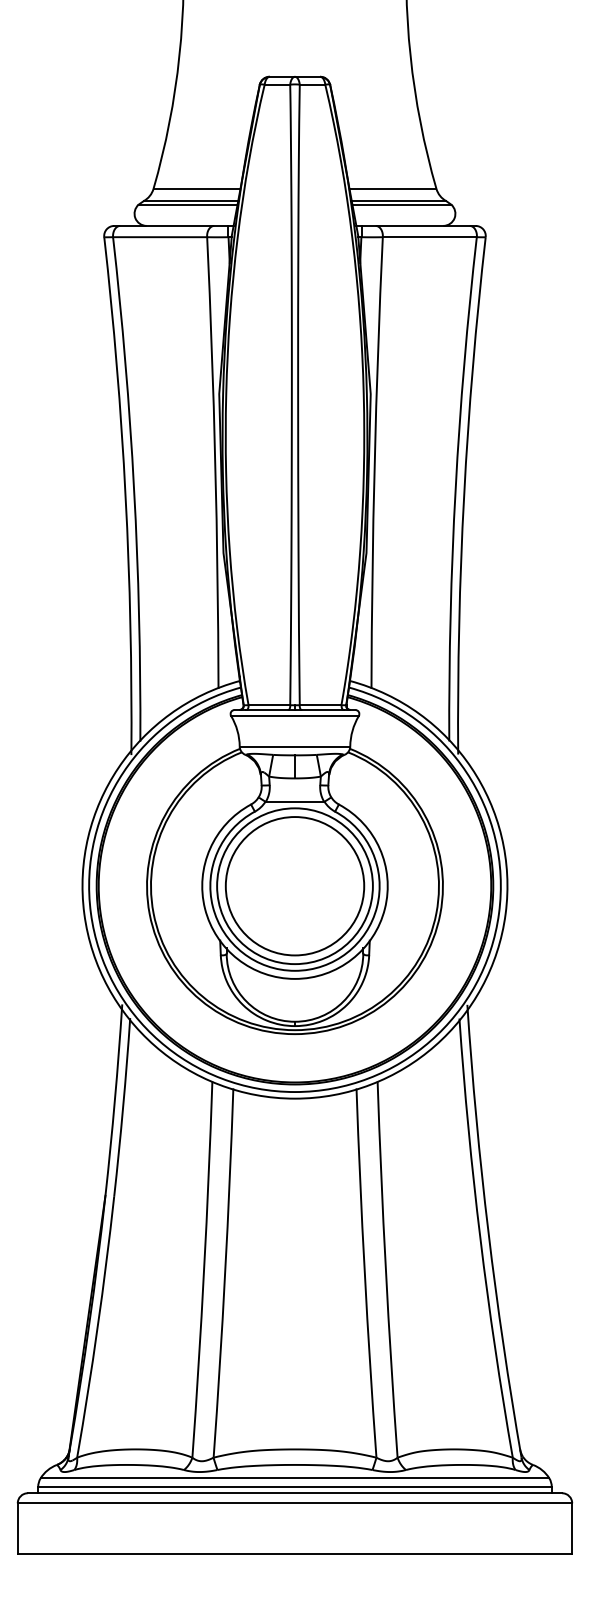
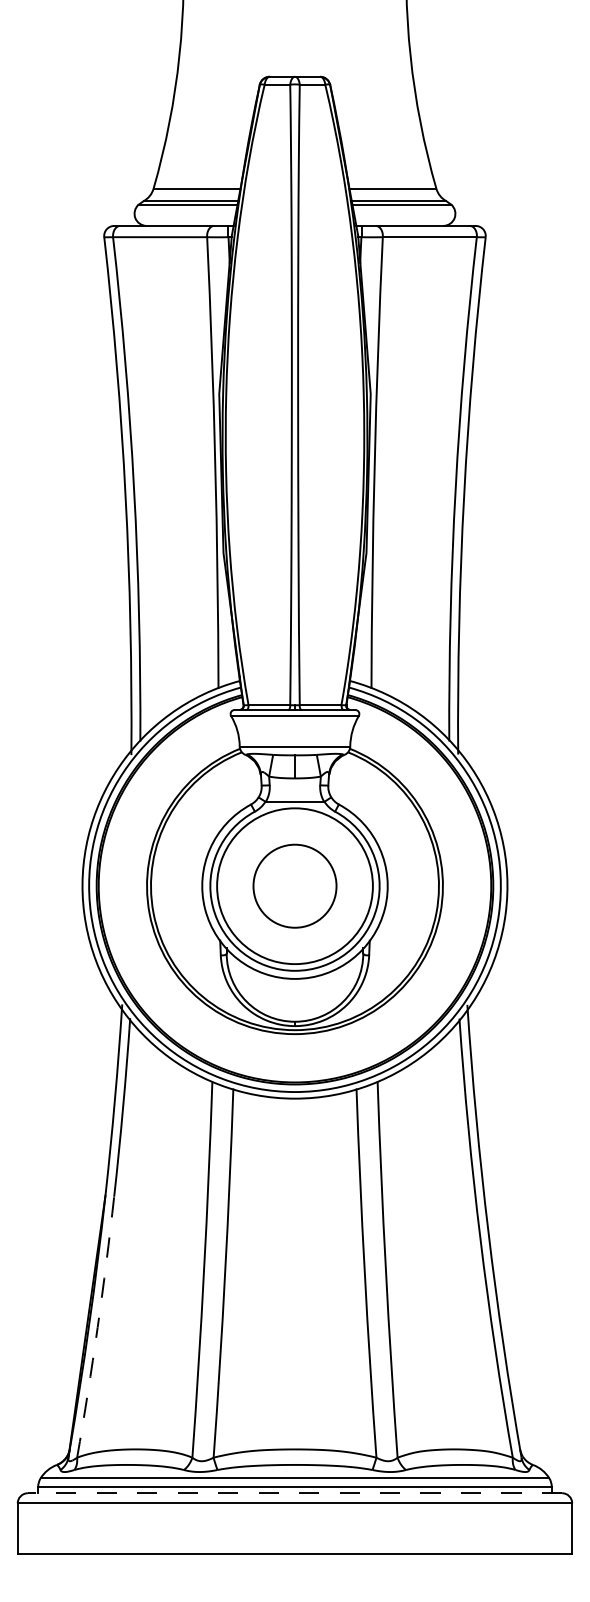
circle diameter: 138 px -> 83 px (294, 885)
arc: solid -> dashed (97, 1327)
line: solid -> dashed (294, 1493)
